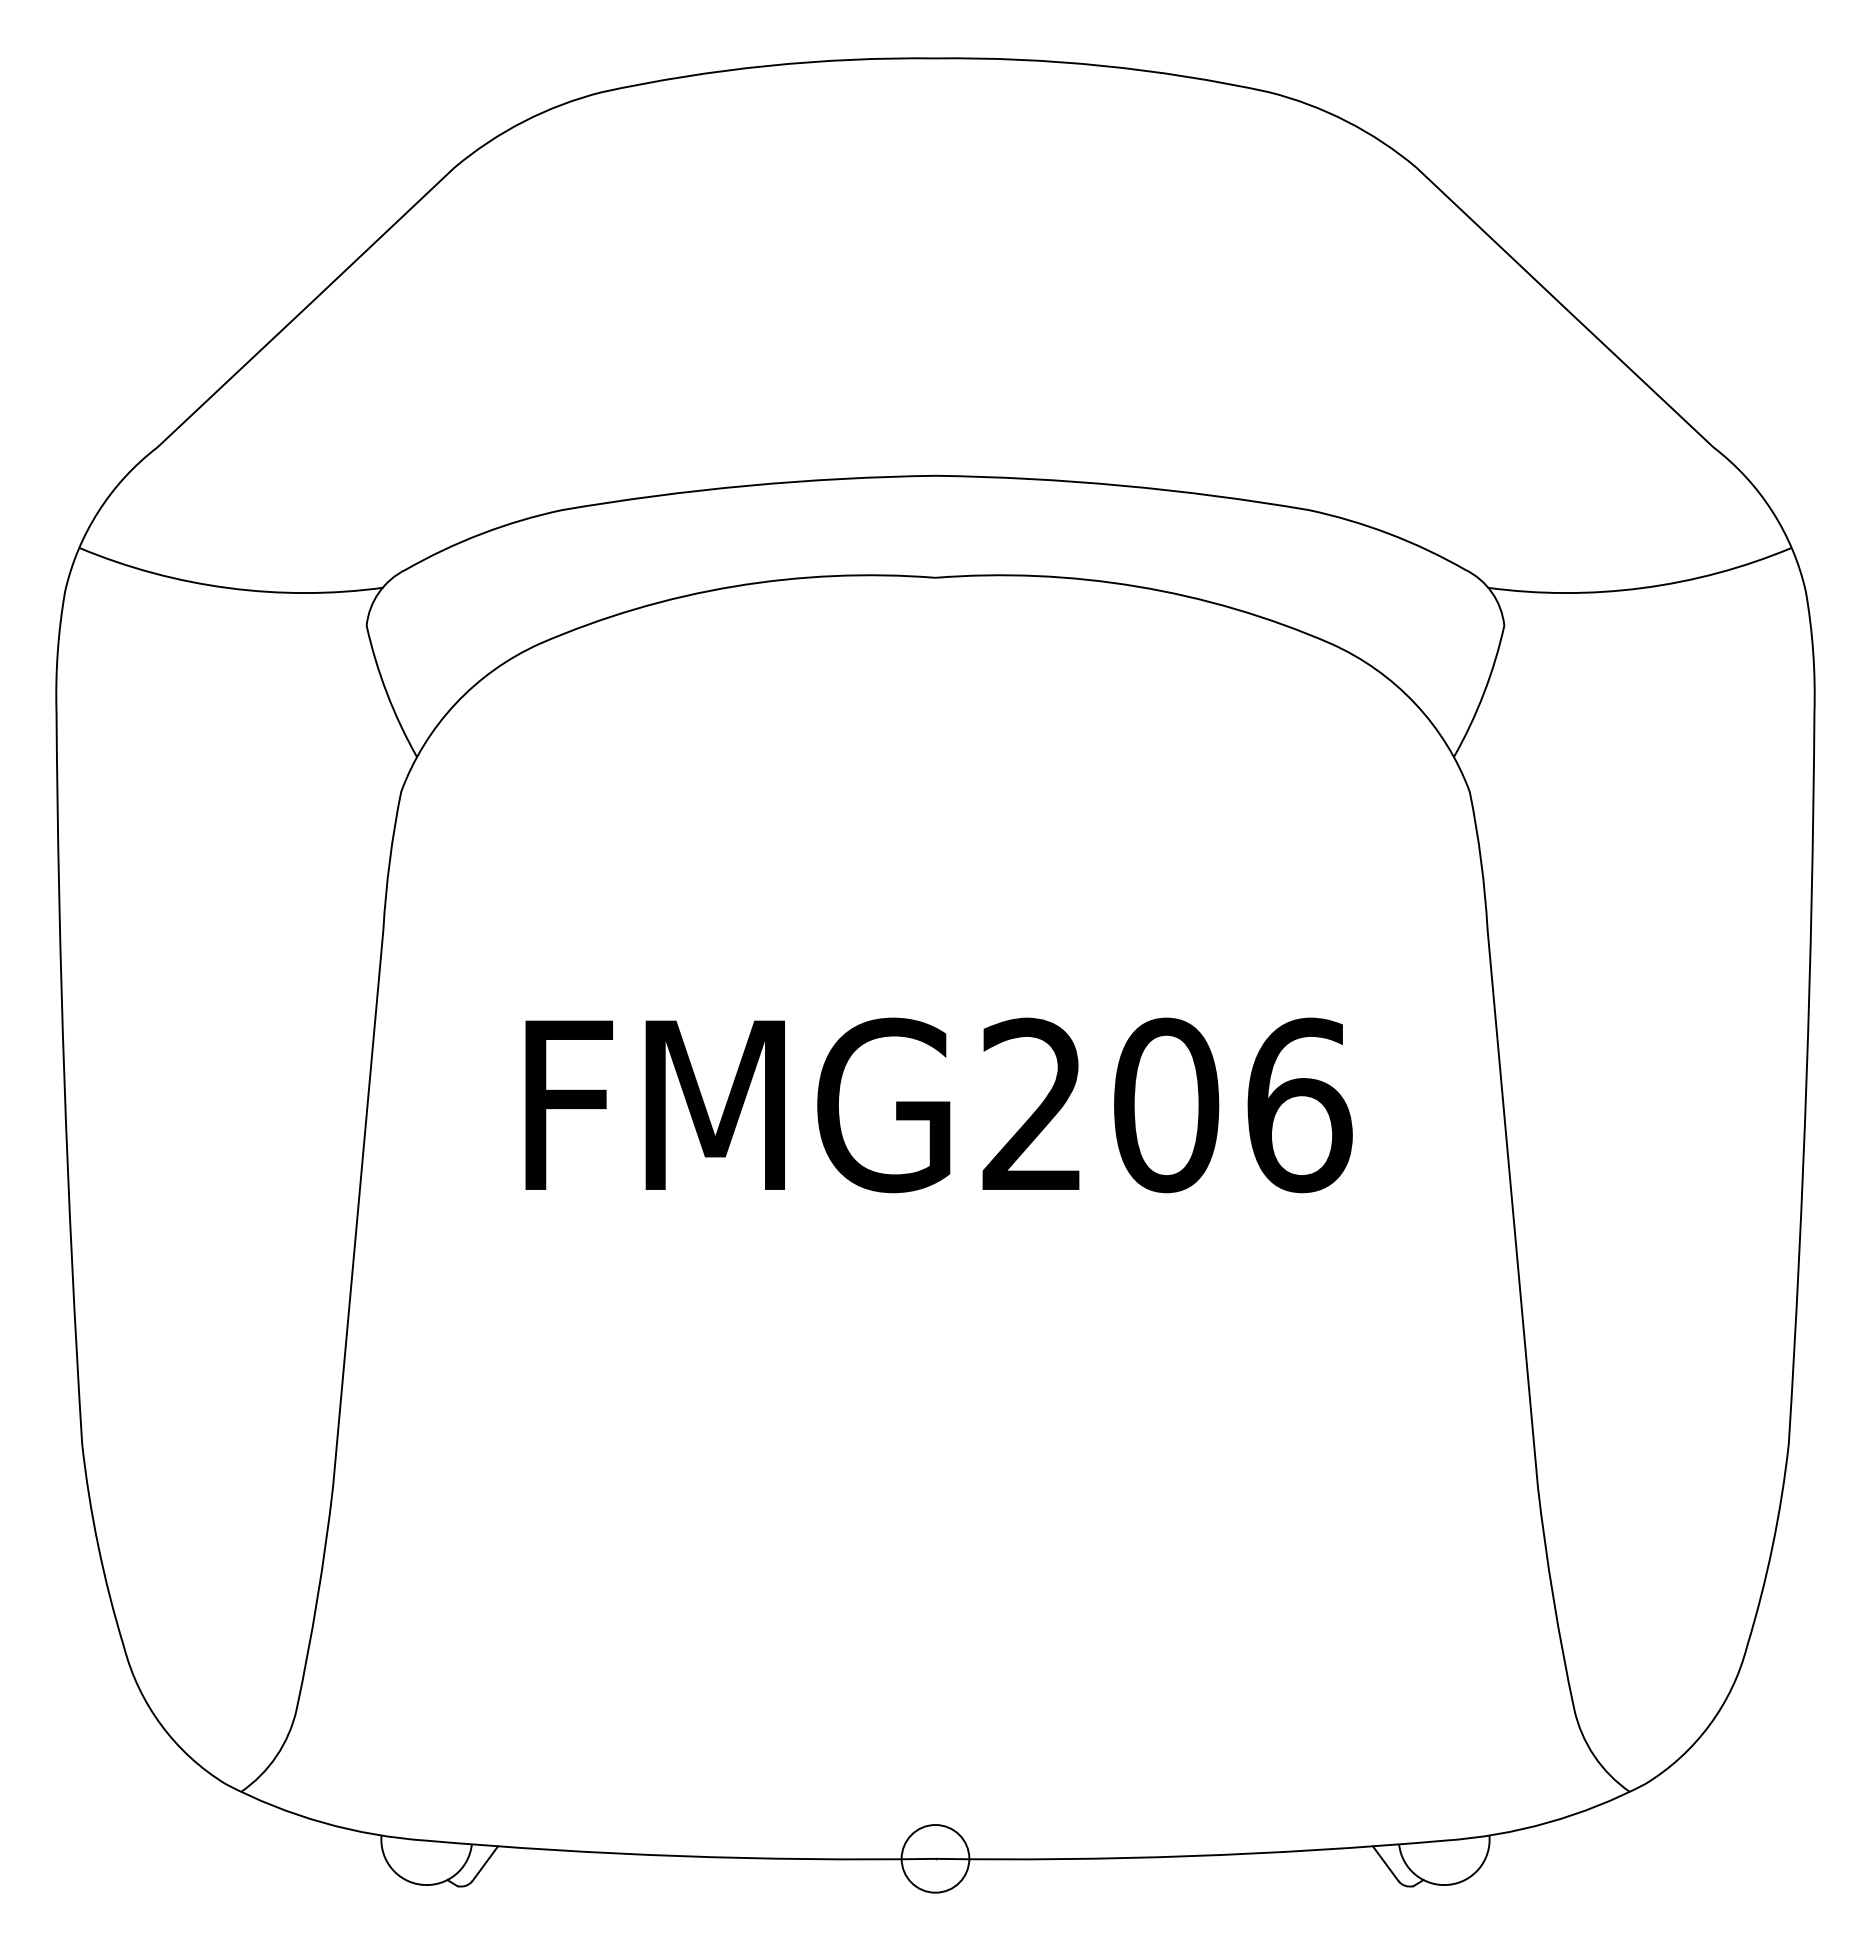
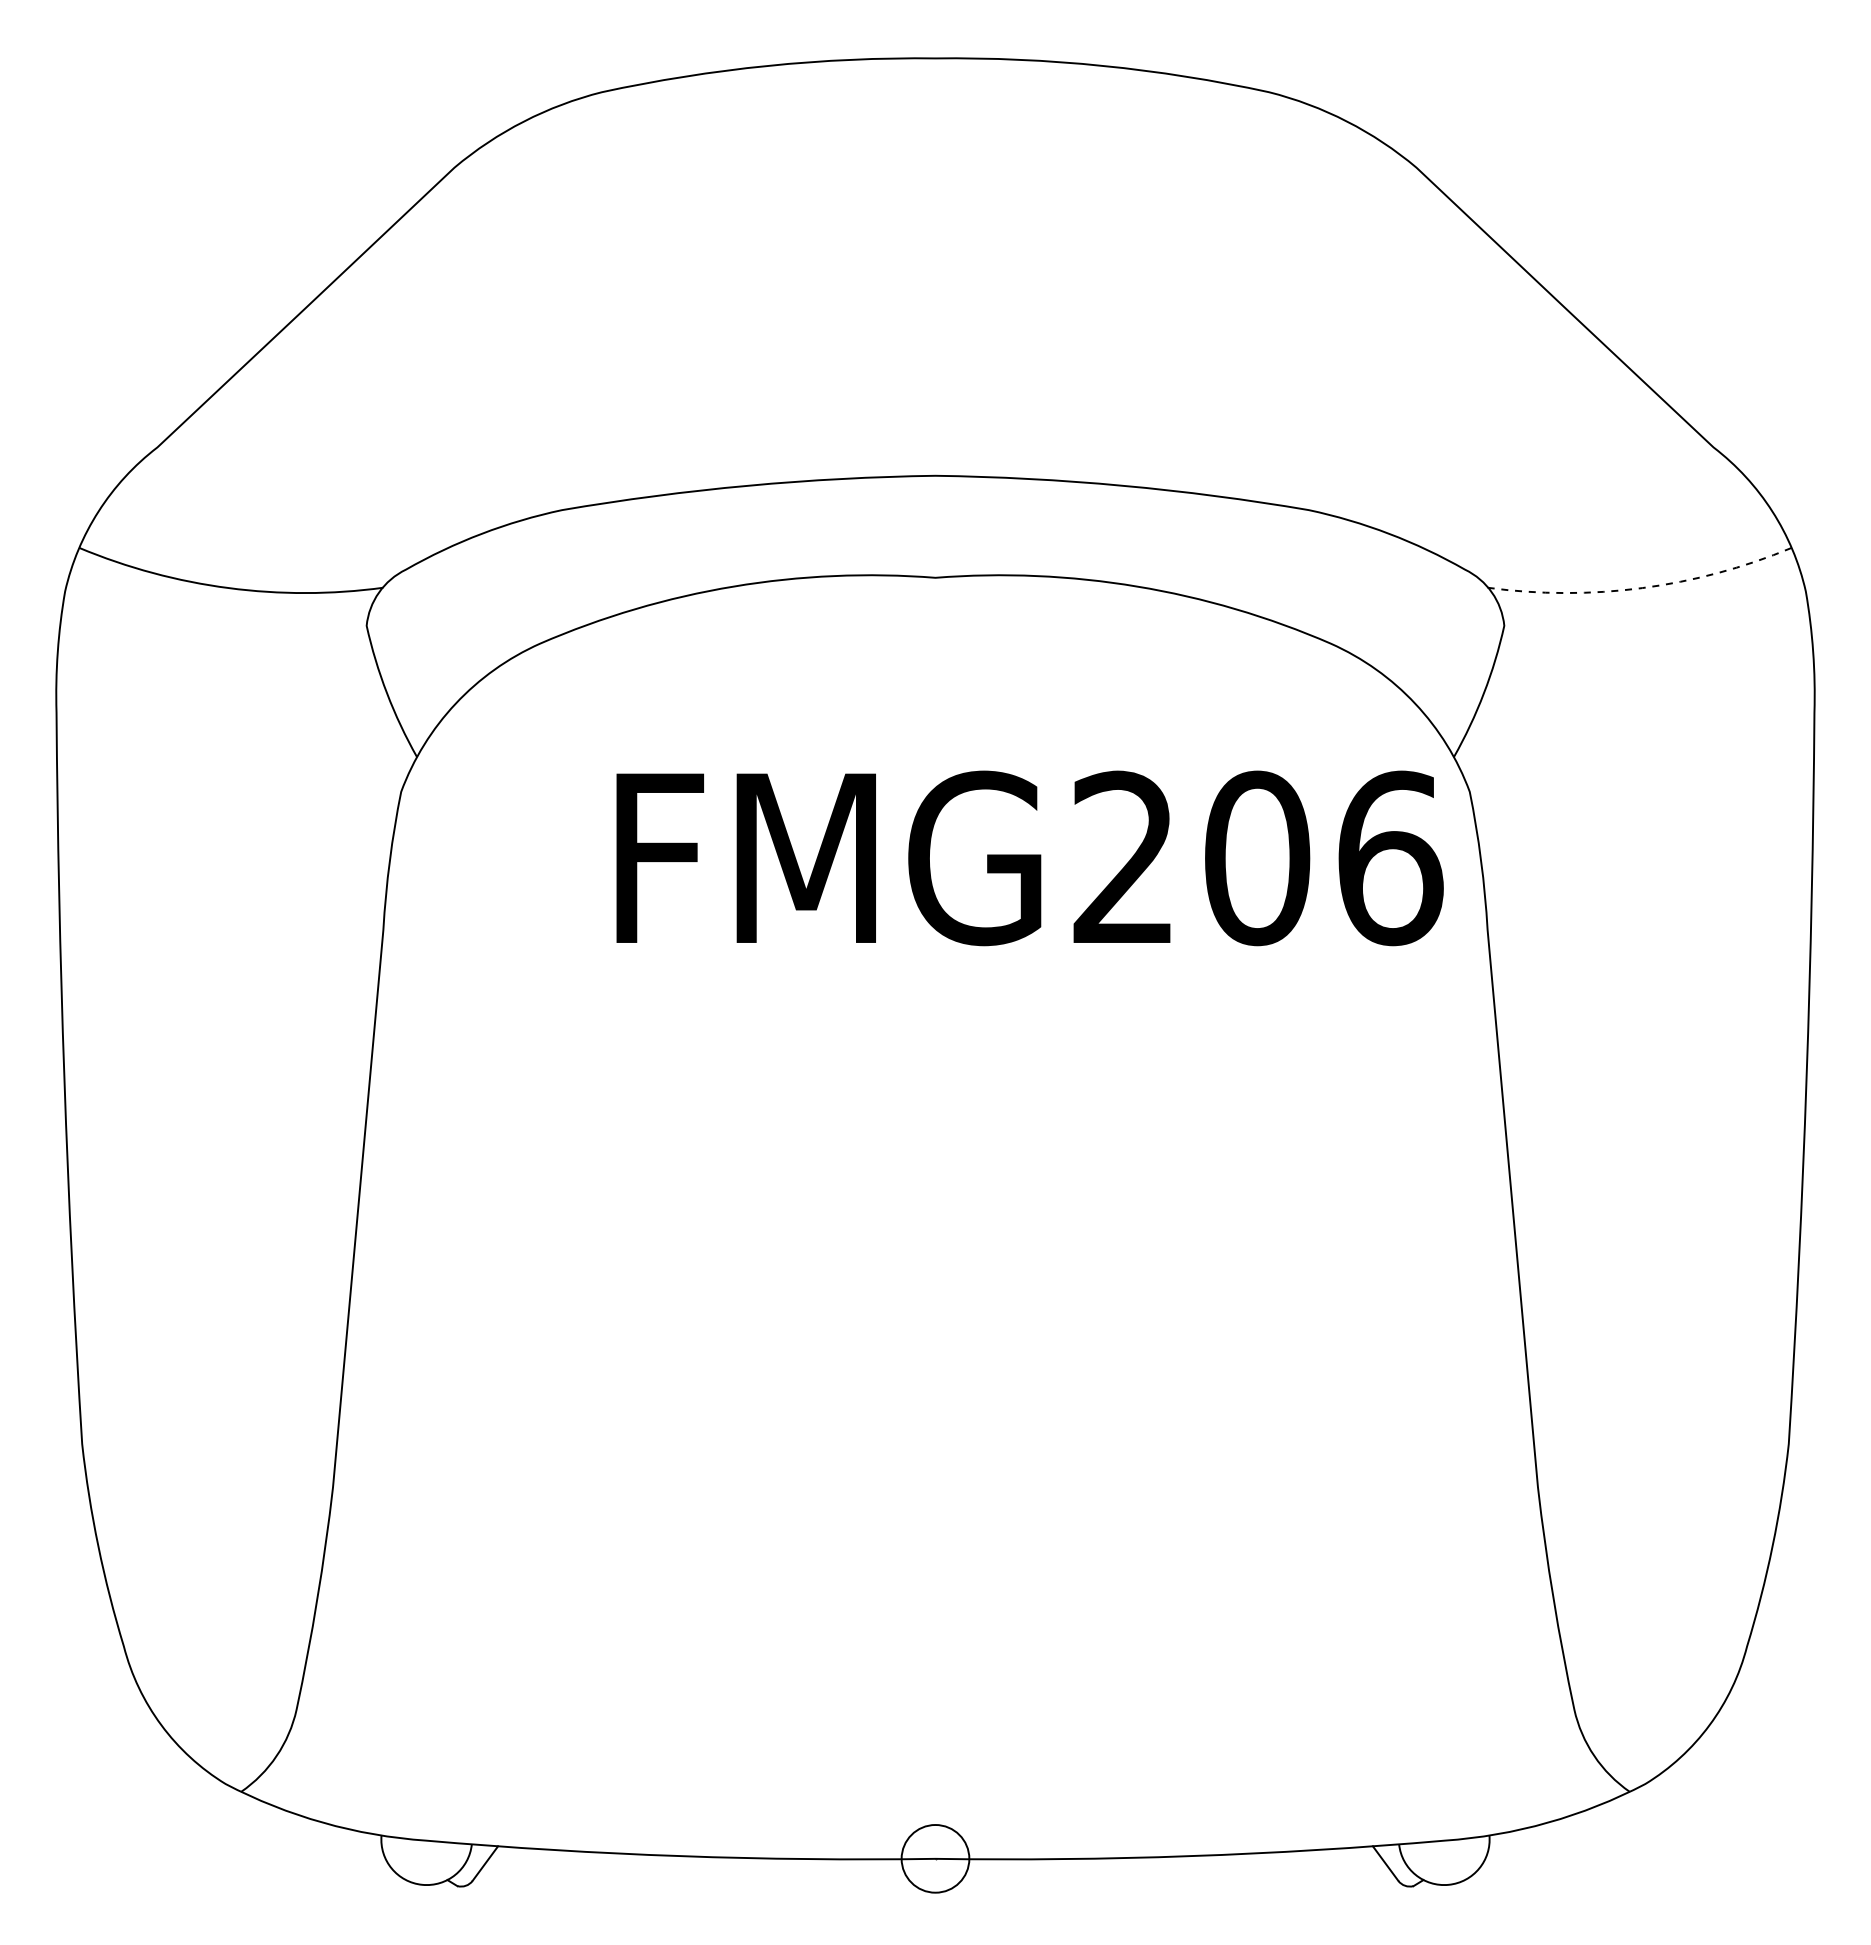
arc: solid -> dashed (1642, 588)
text position: (938, 1105) -> (1029, 858) (1029, 858)
